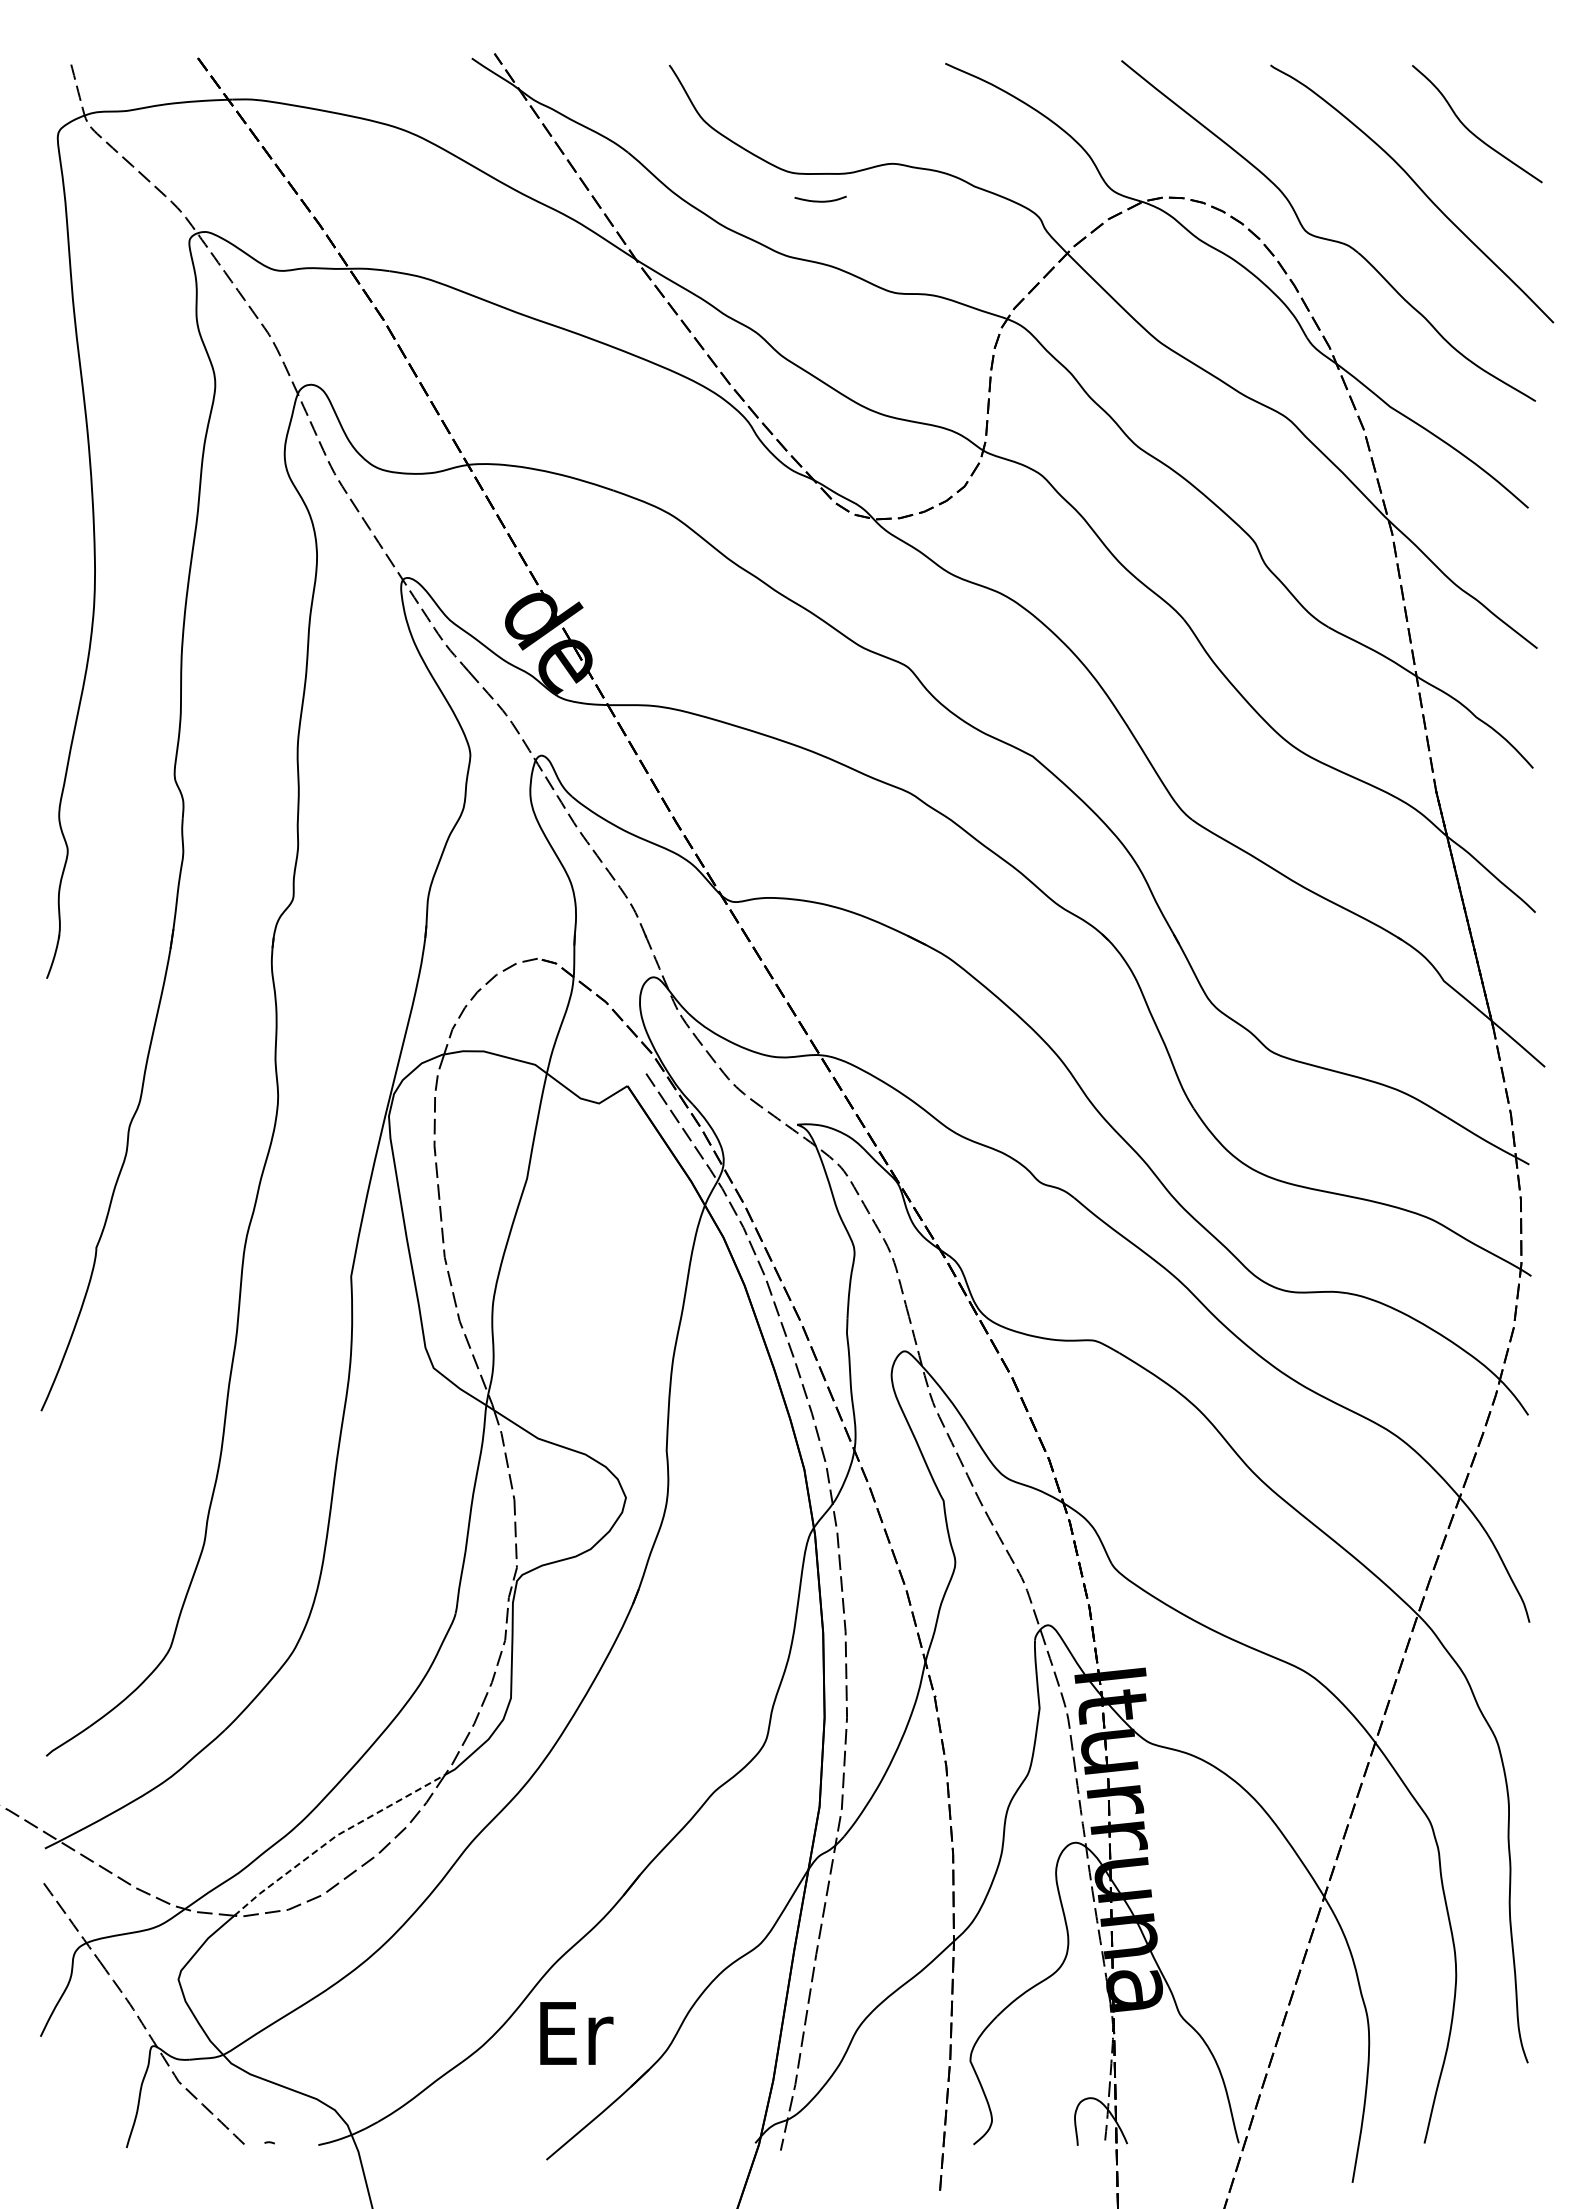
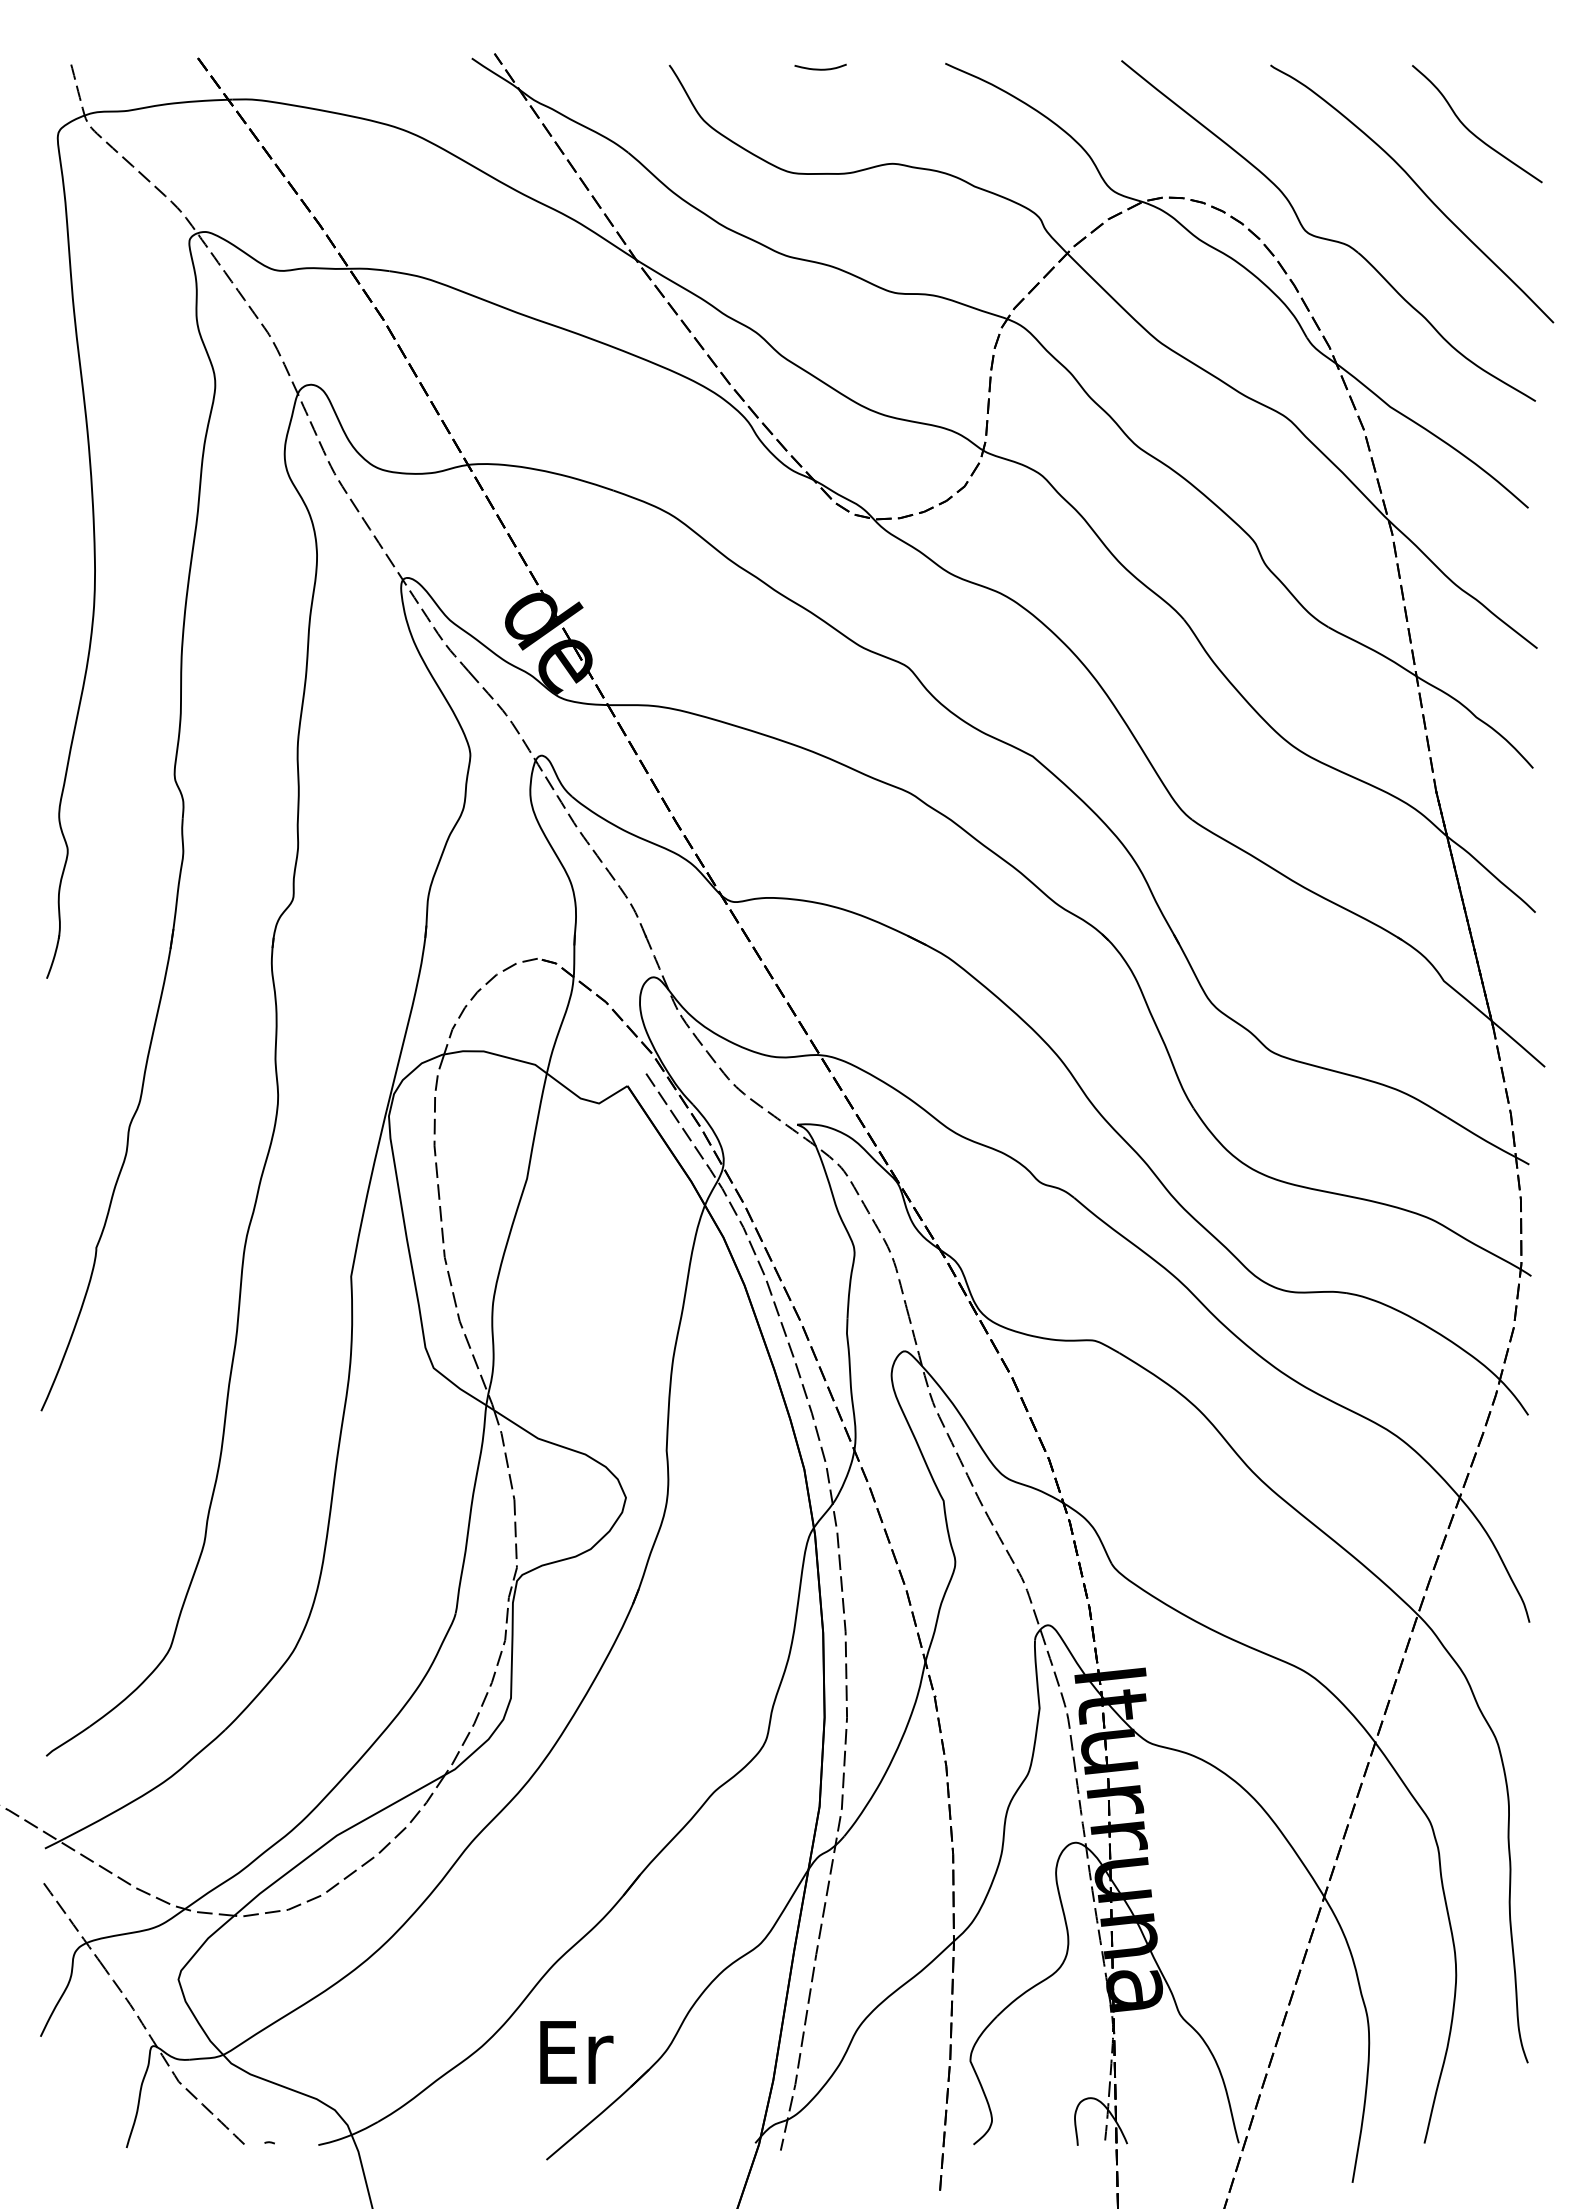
curve position: (820, 200) -> (820, 68) (820, 68)
line: dashed -> solid (334, 1837)
text position: (576, 2033) -> (576, 2052) (576, 2052)
